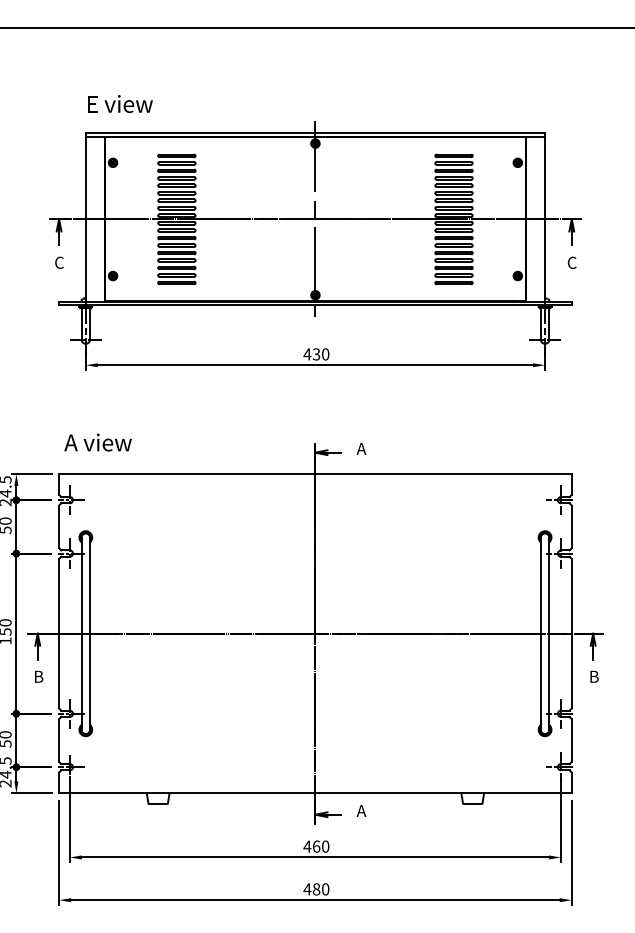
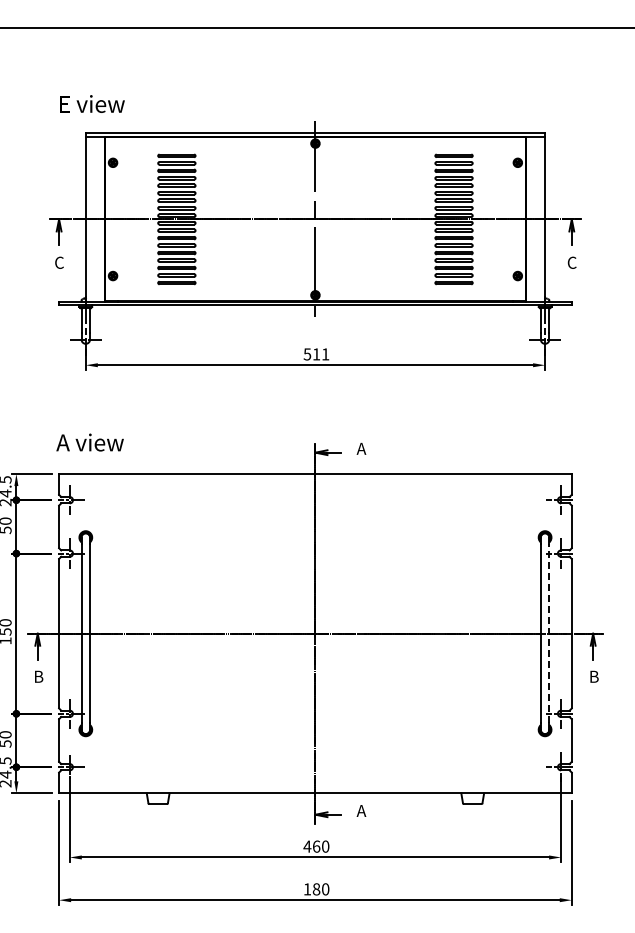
text position: (120, 103) -> (92, 103) (92, 103)
text: 430 -> 511 (316, 354)
text position: (97, 442) -> (89, 442) (89, 442)
line: solid -> dashed (549, 633)
text: 480 -> 180 (307, 889)
